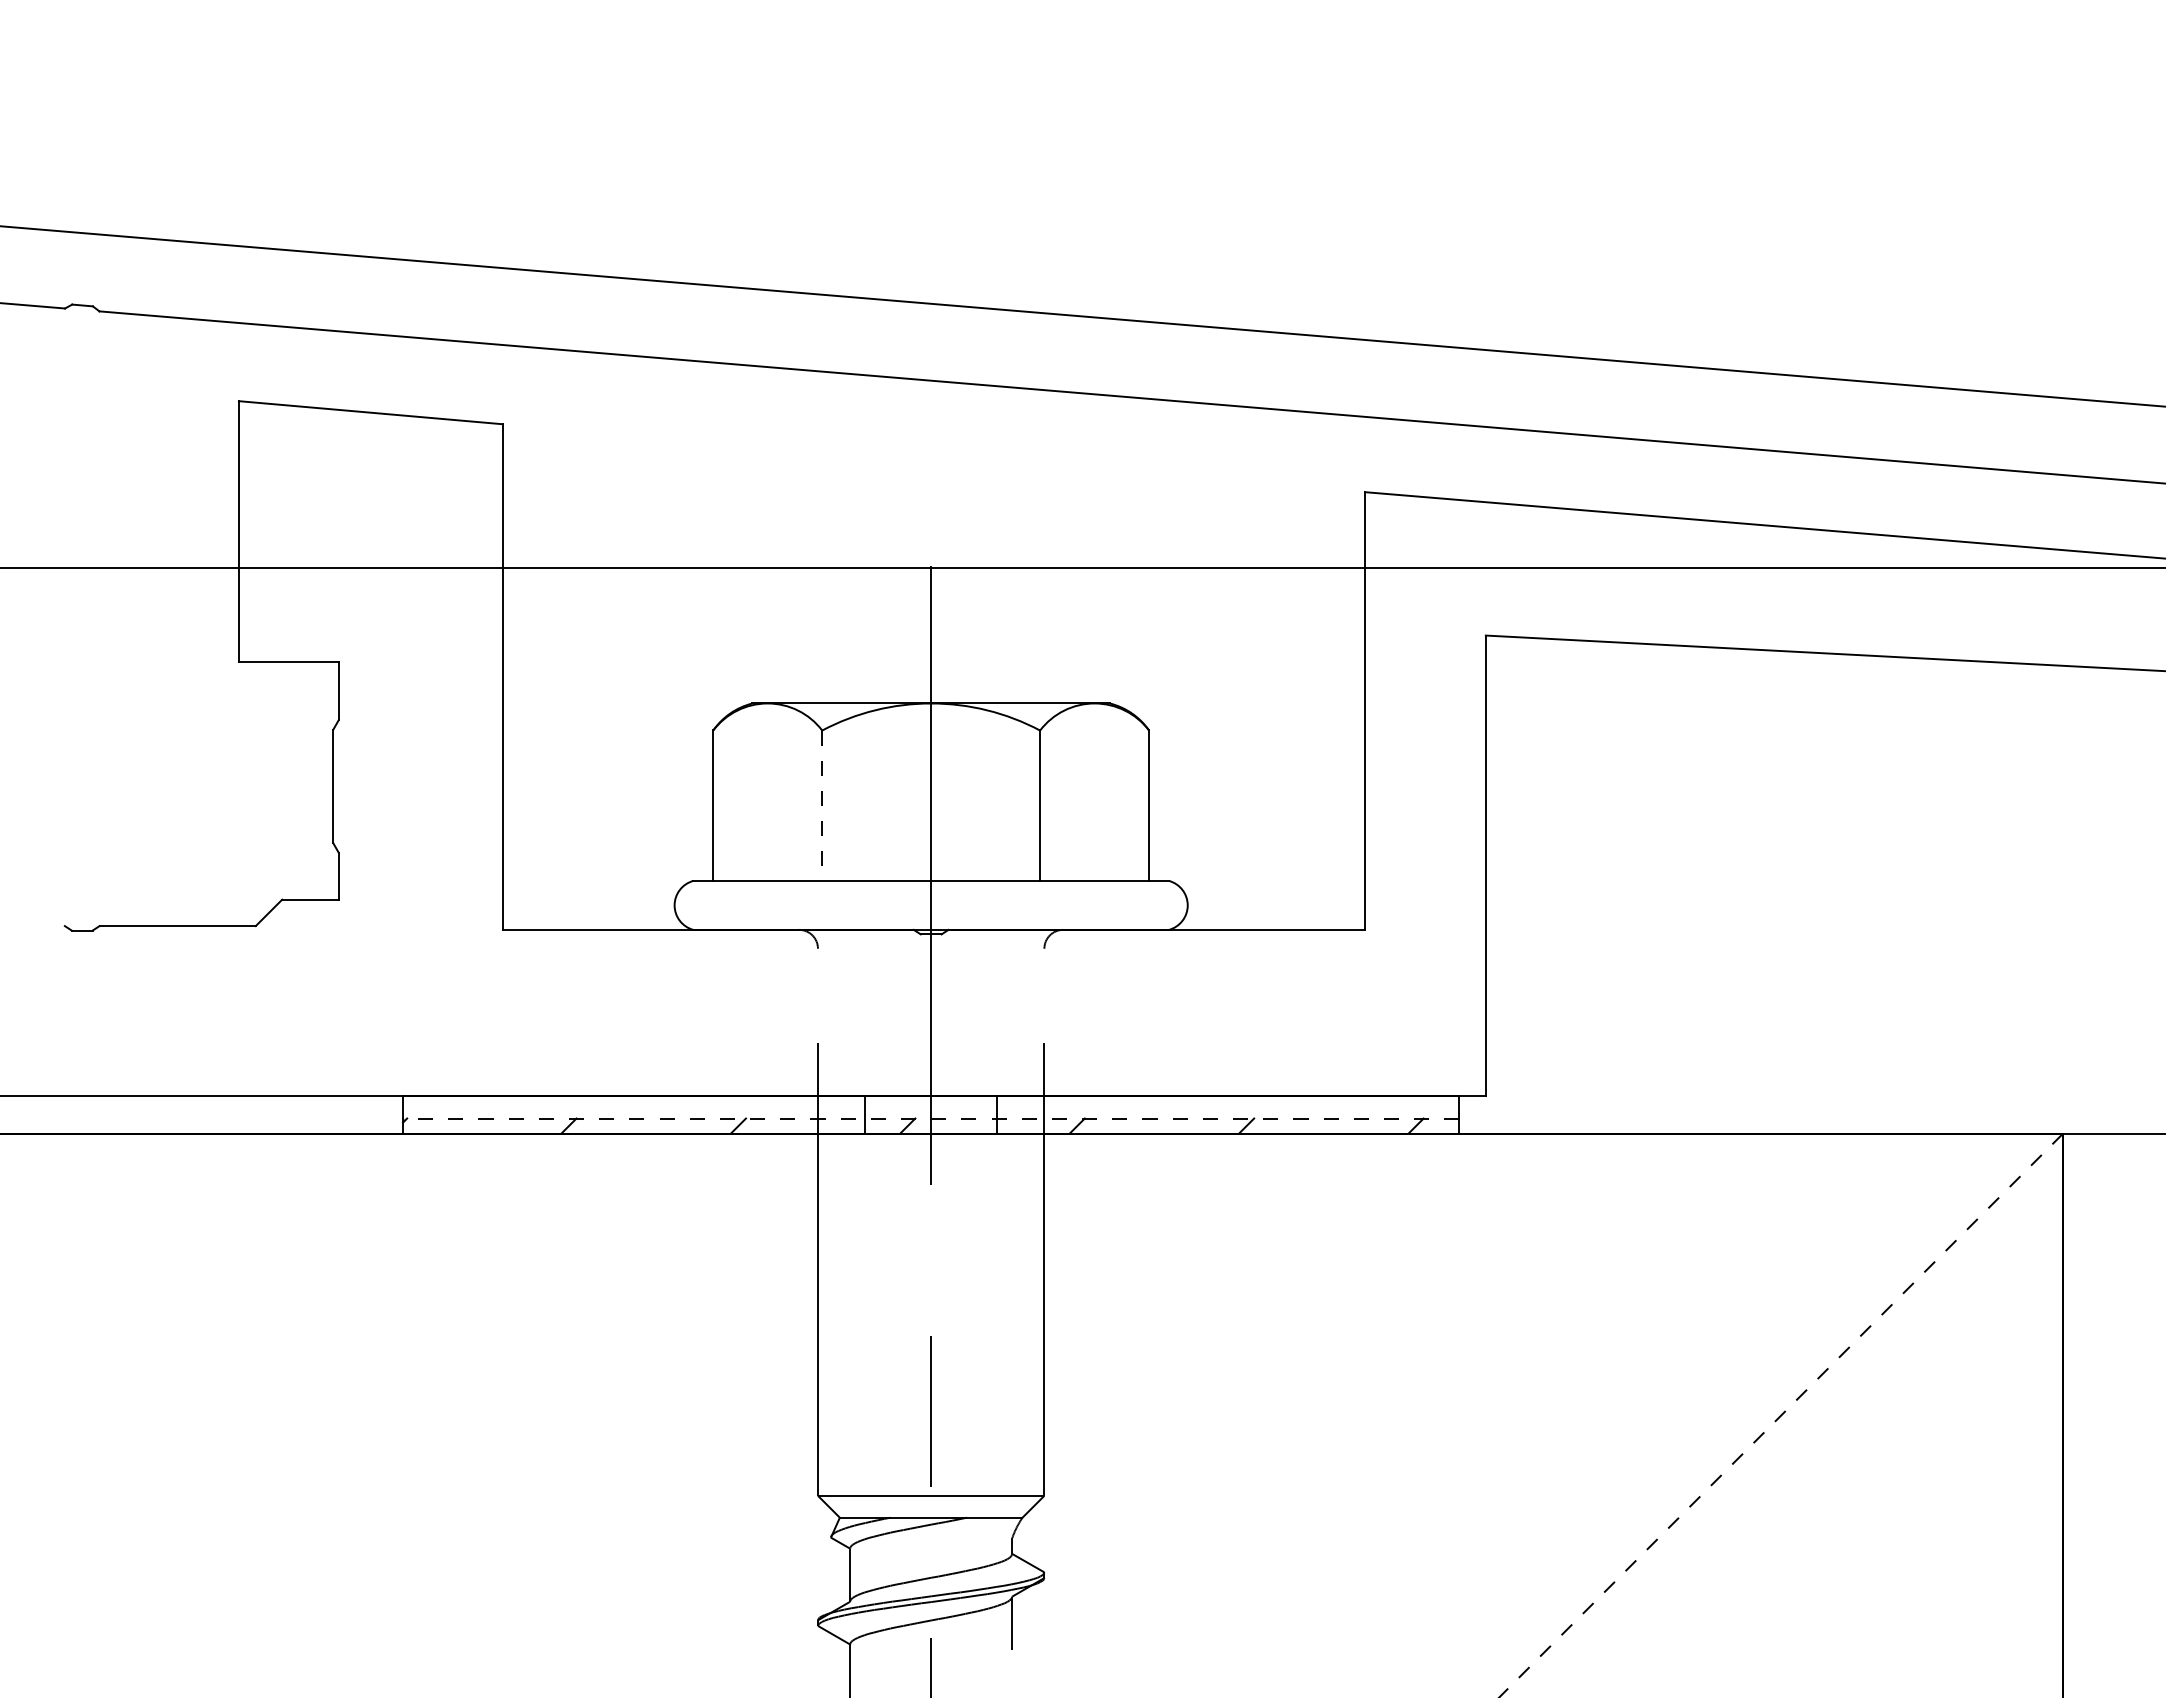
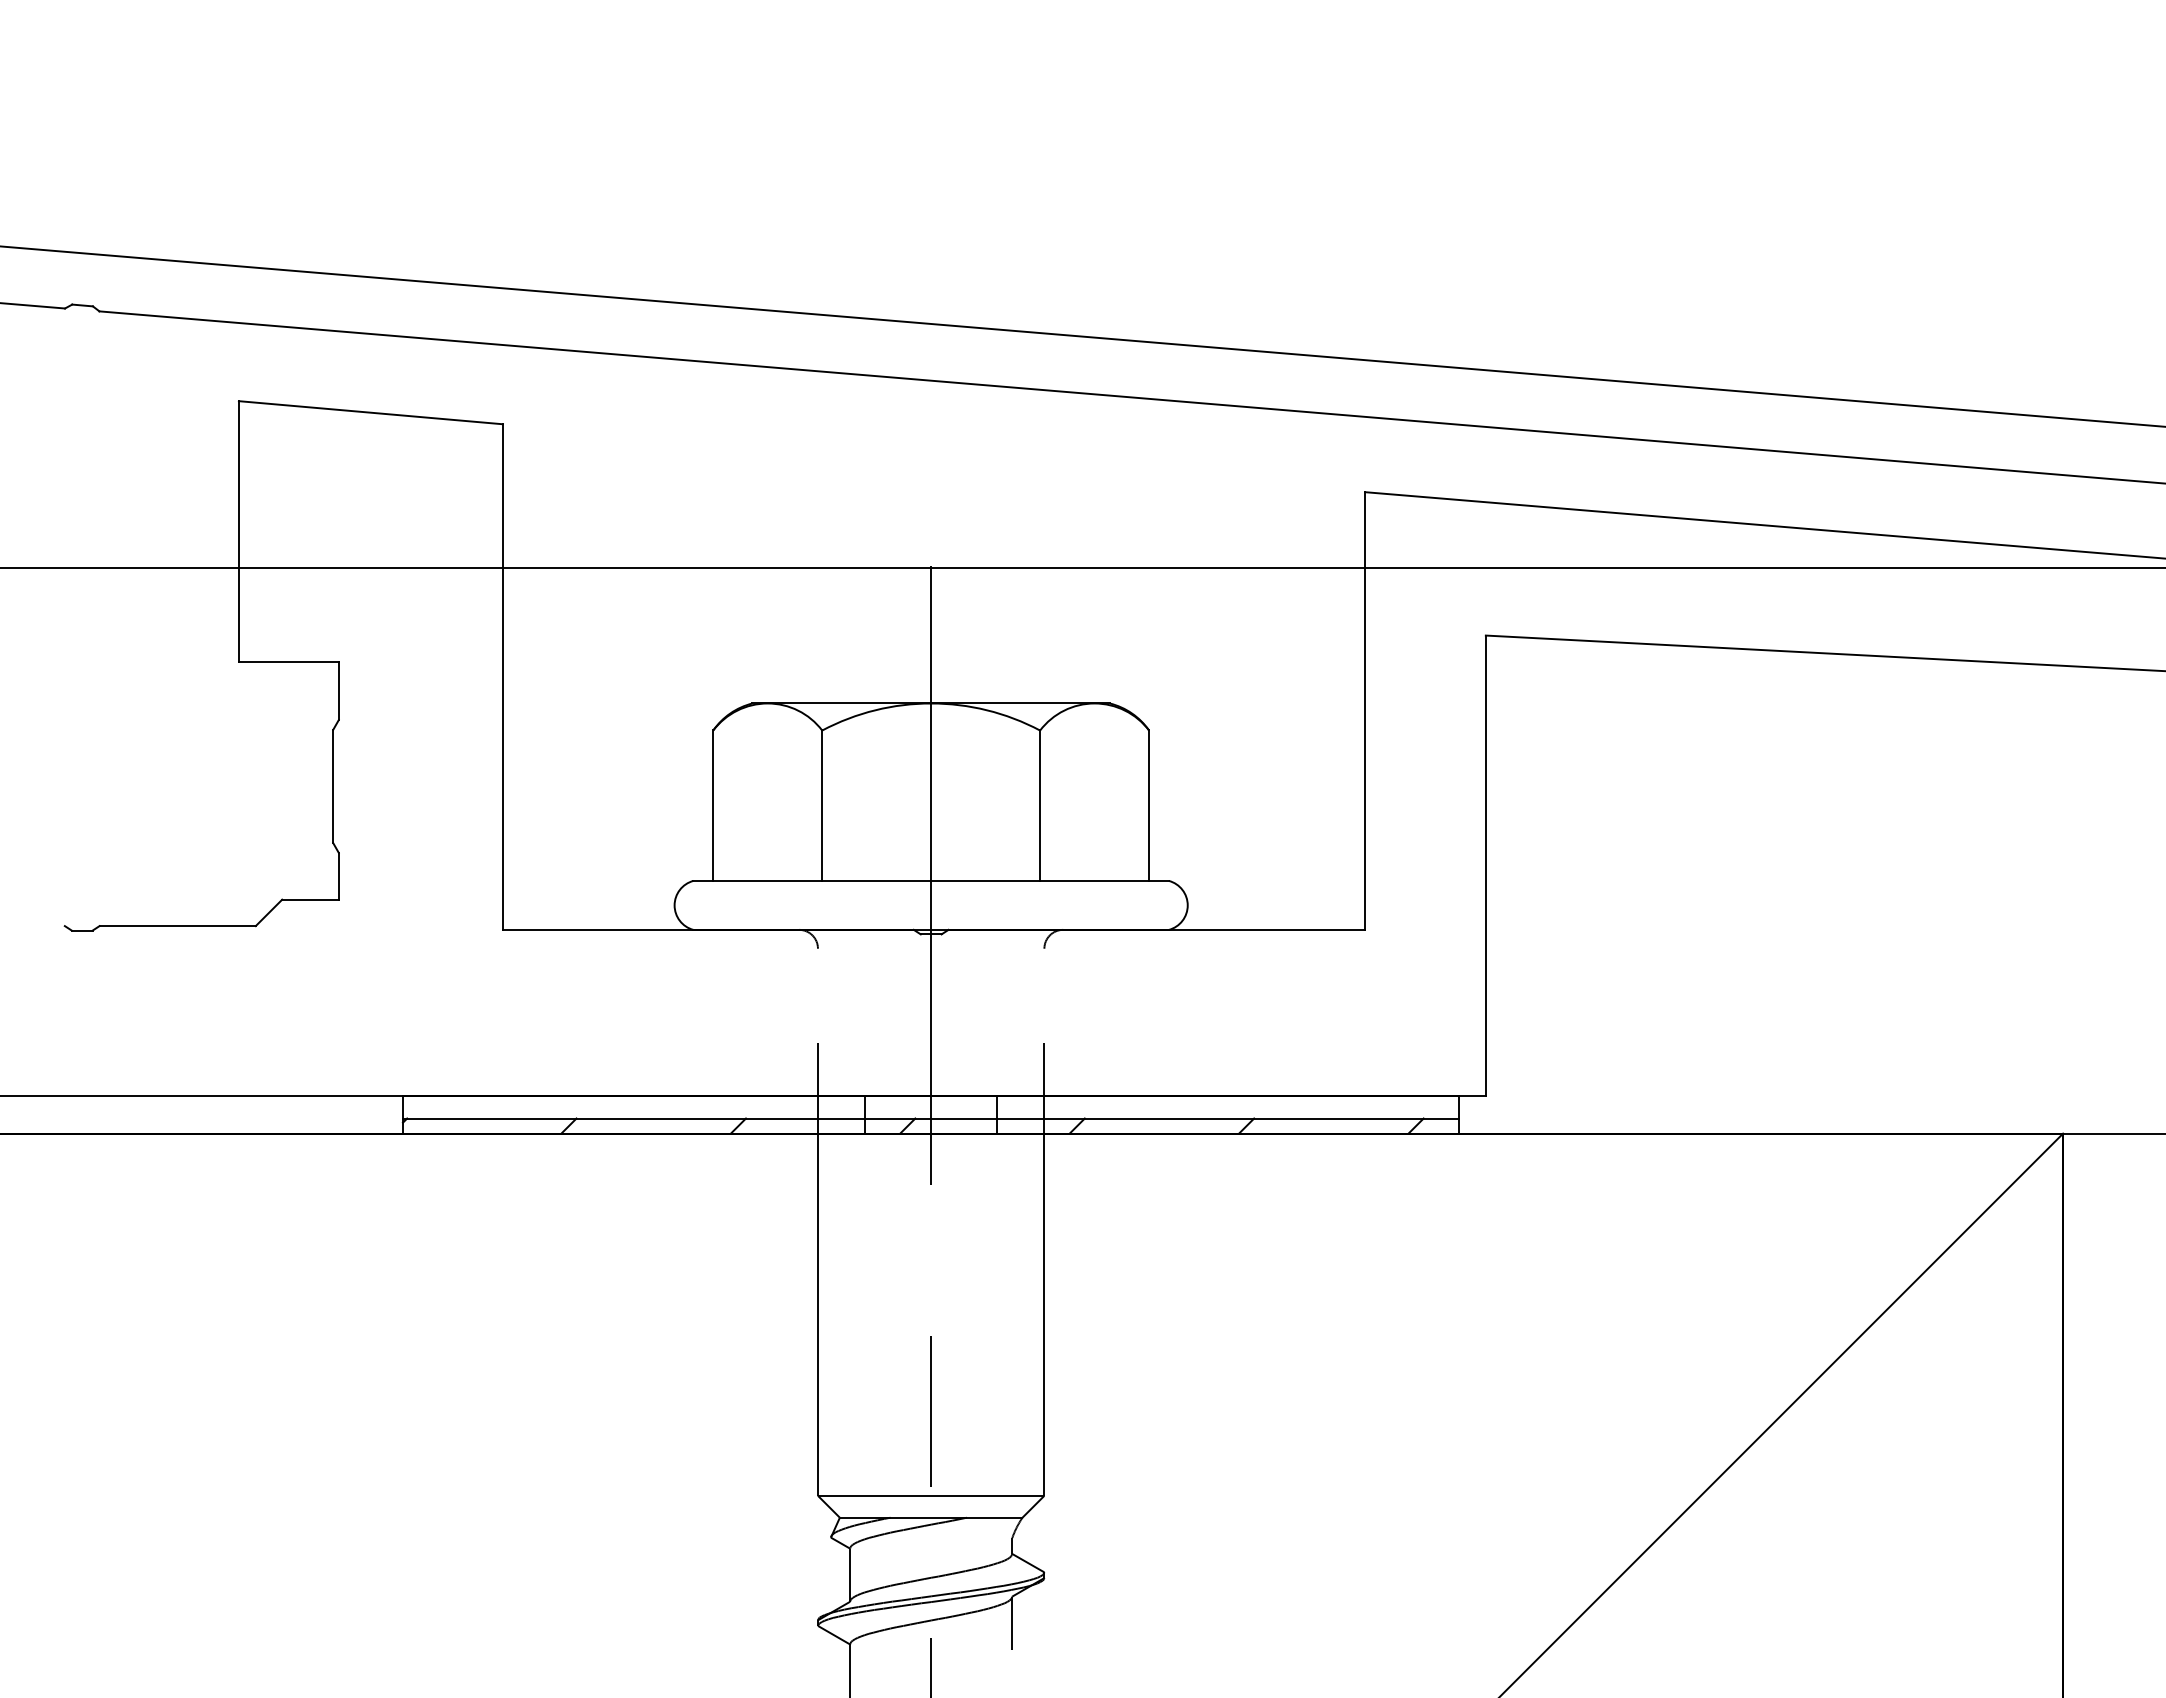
line position: (1082, 316) -> (1082, 336) (1082, 336)
line: dashed -> solid (822, 806)
line: dashed -> solid (930, 1118)
line: dashed -> solid (1780, 1415)
